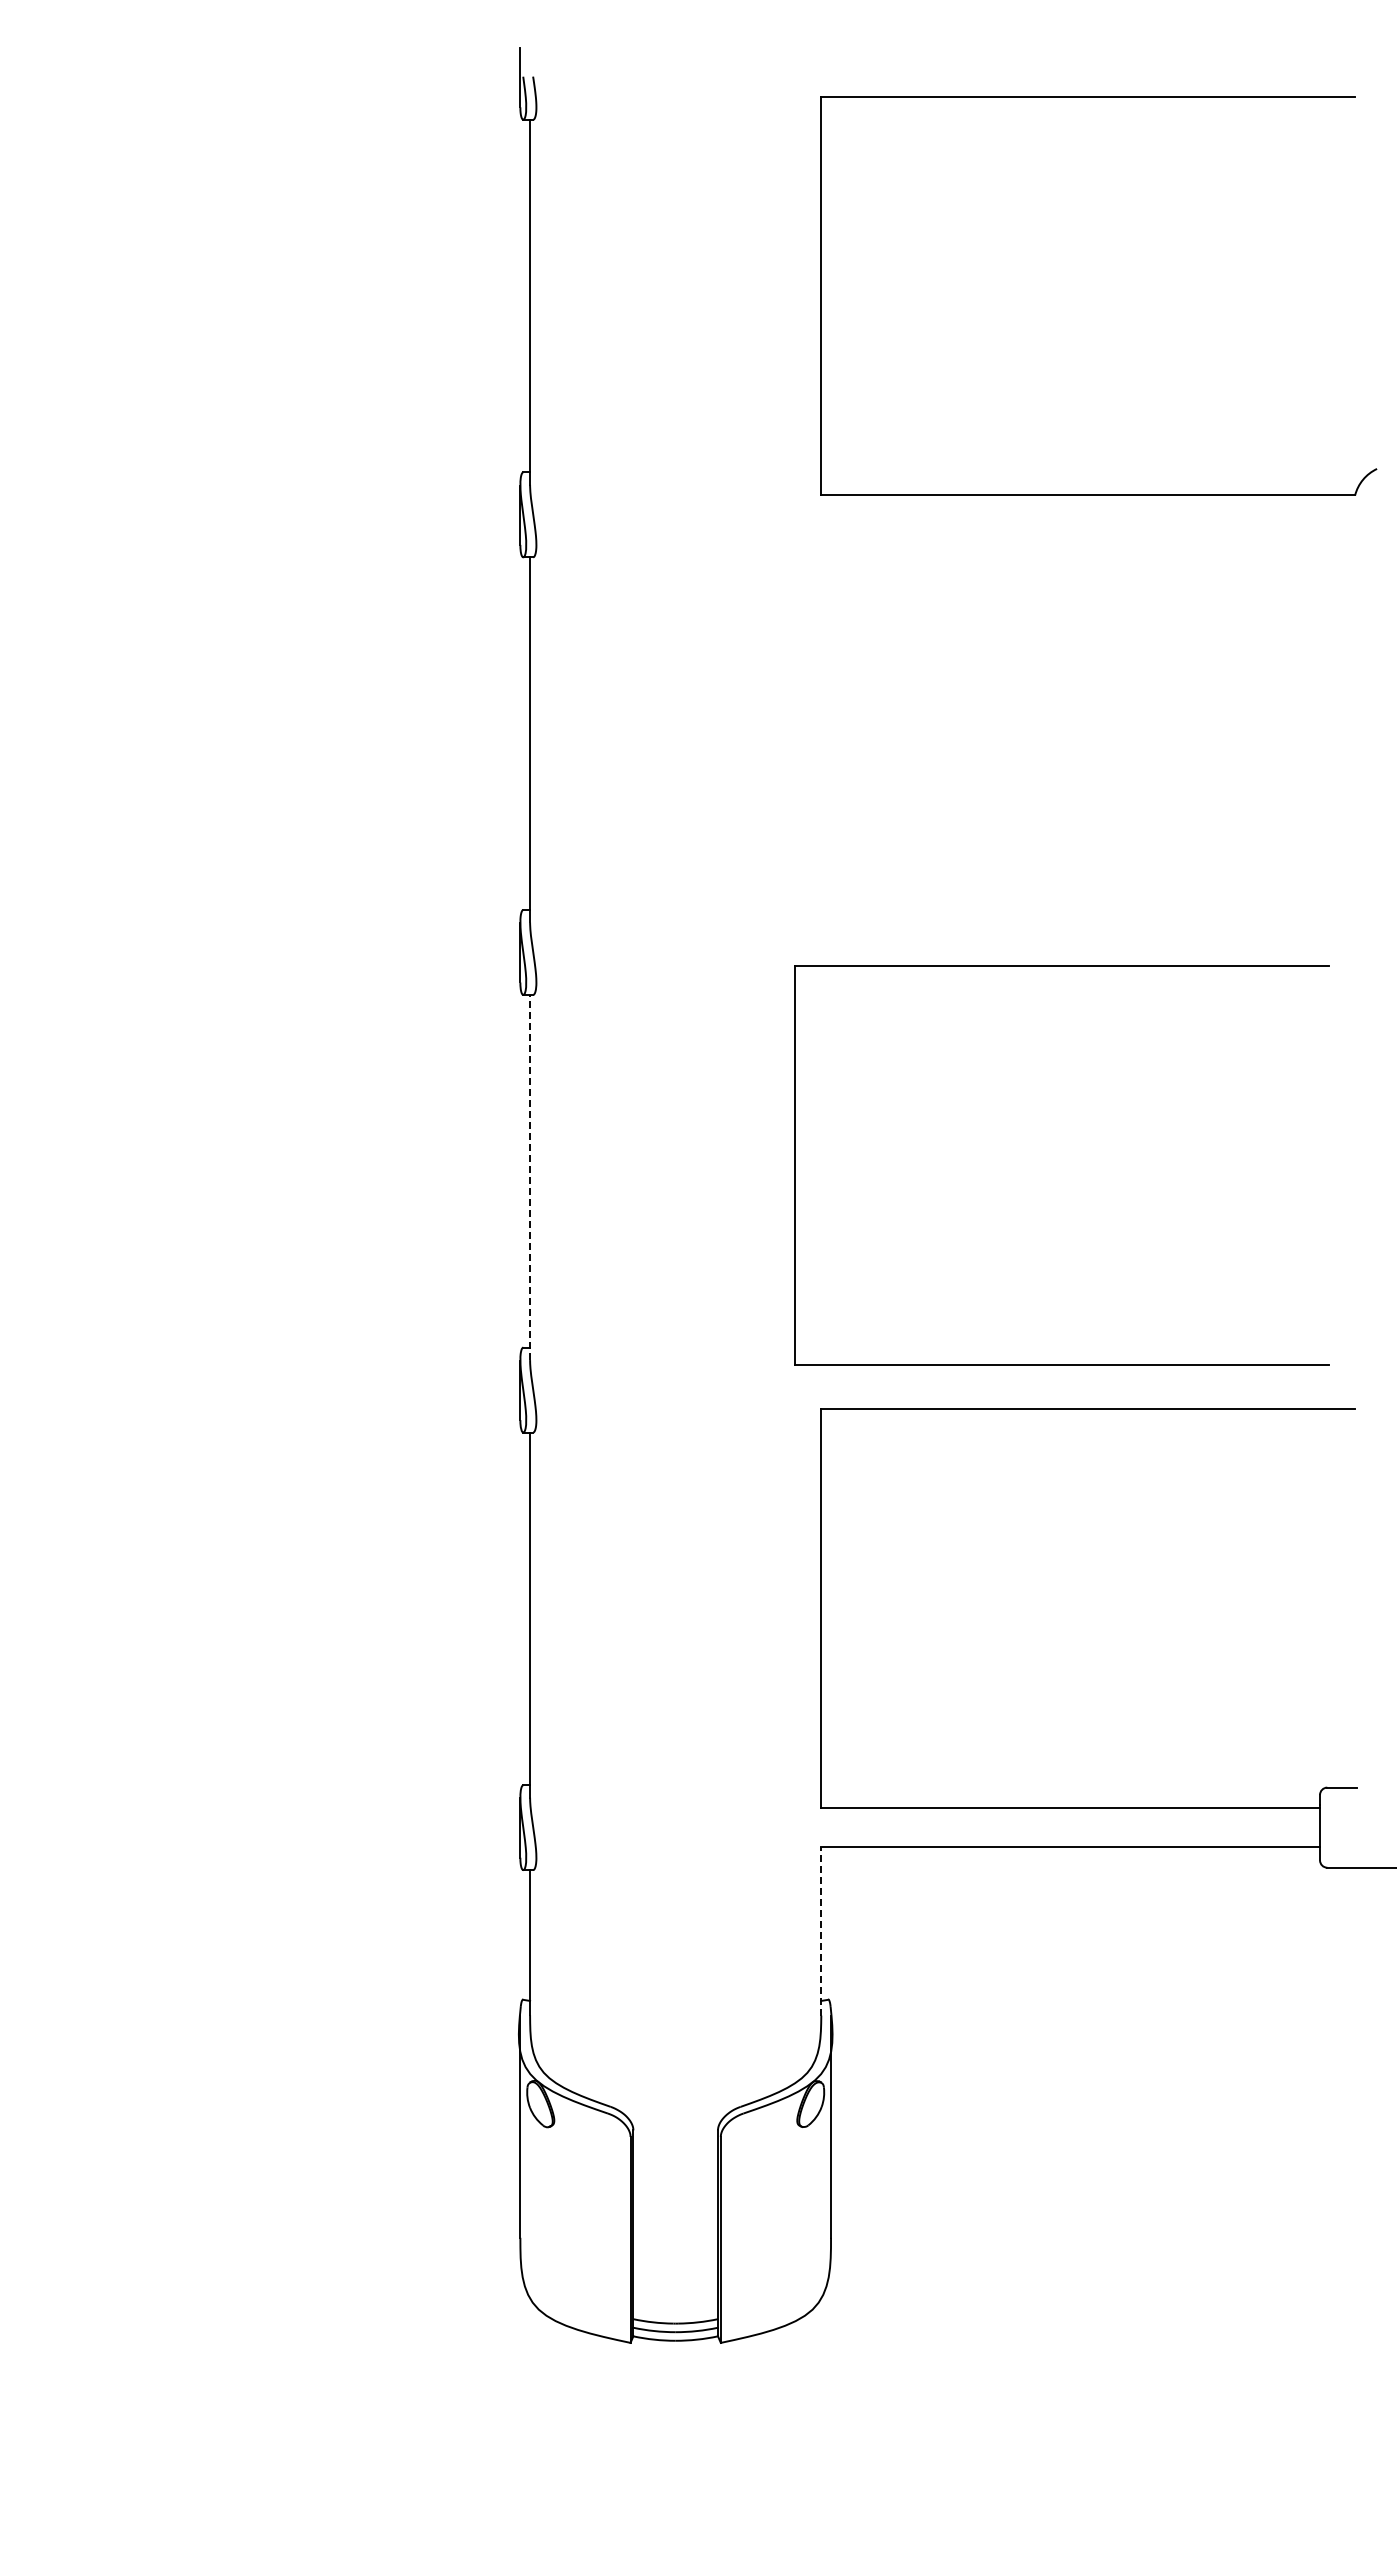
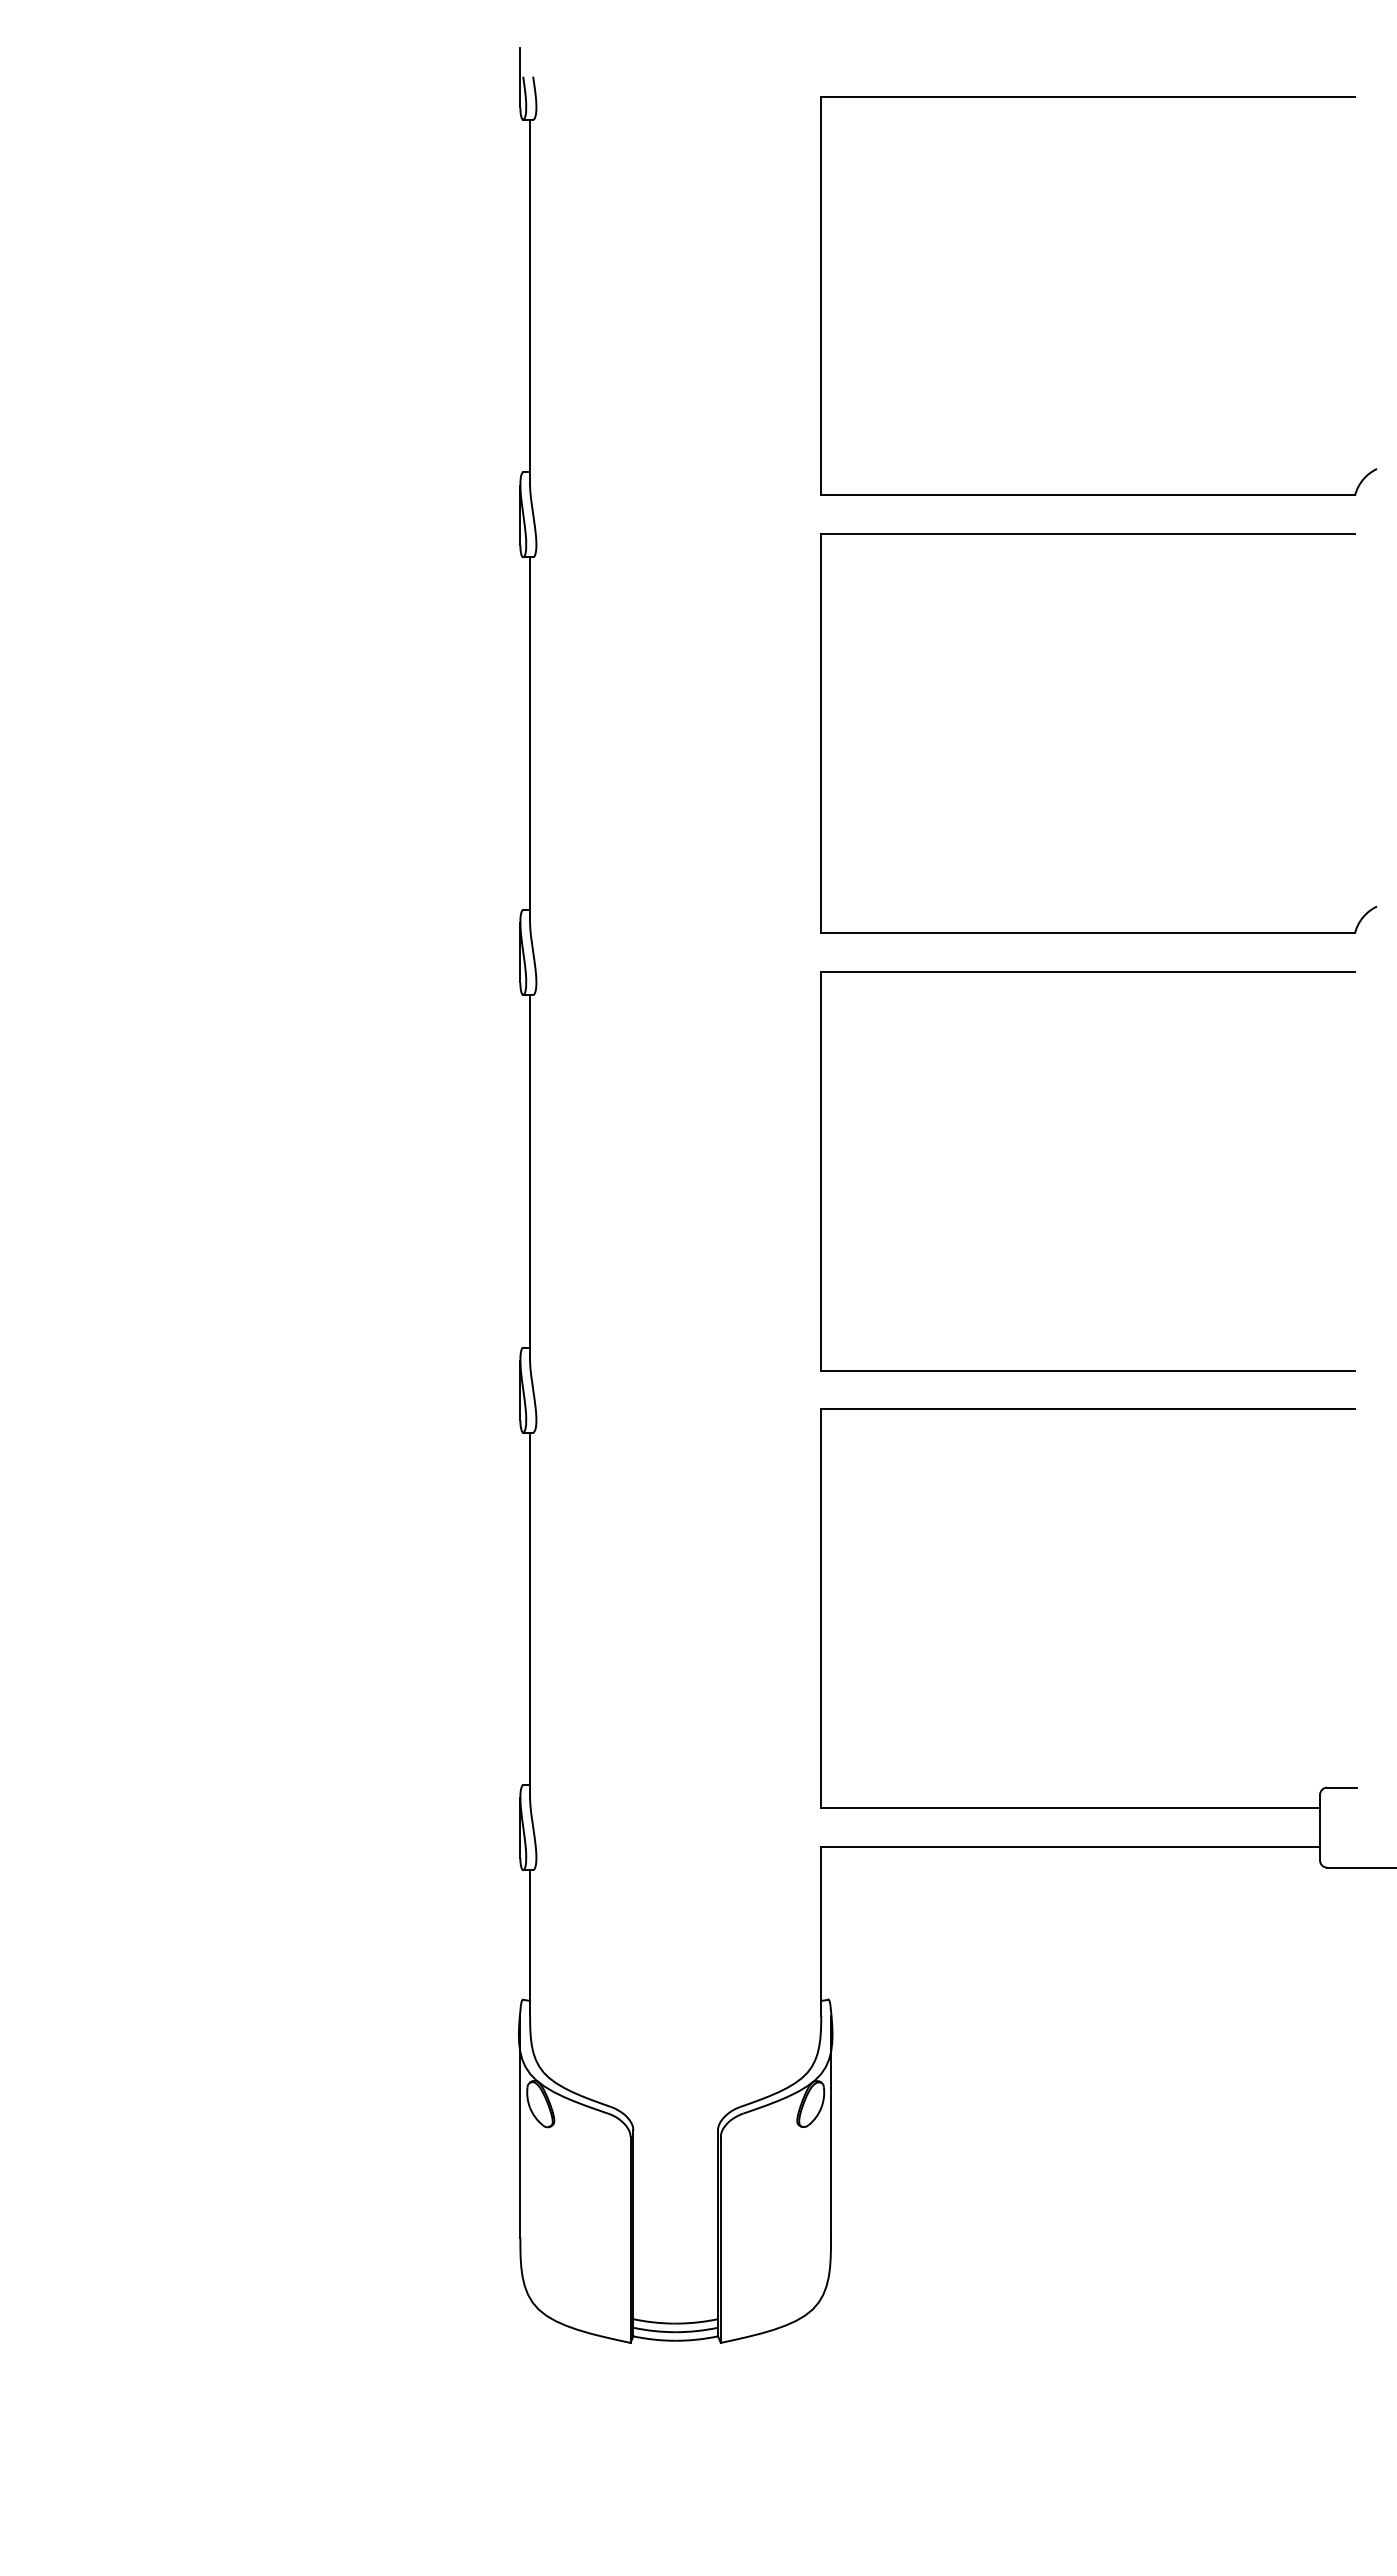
part: none -> present (1098, 534)
part position: (1061, 966) -> (1087, 972) (1087, 972)
line: dashed -> solid (530, 1177)
line: dashed -> solid (821, 1930)
